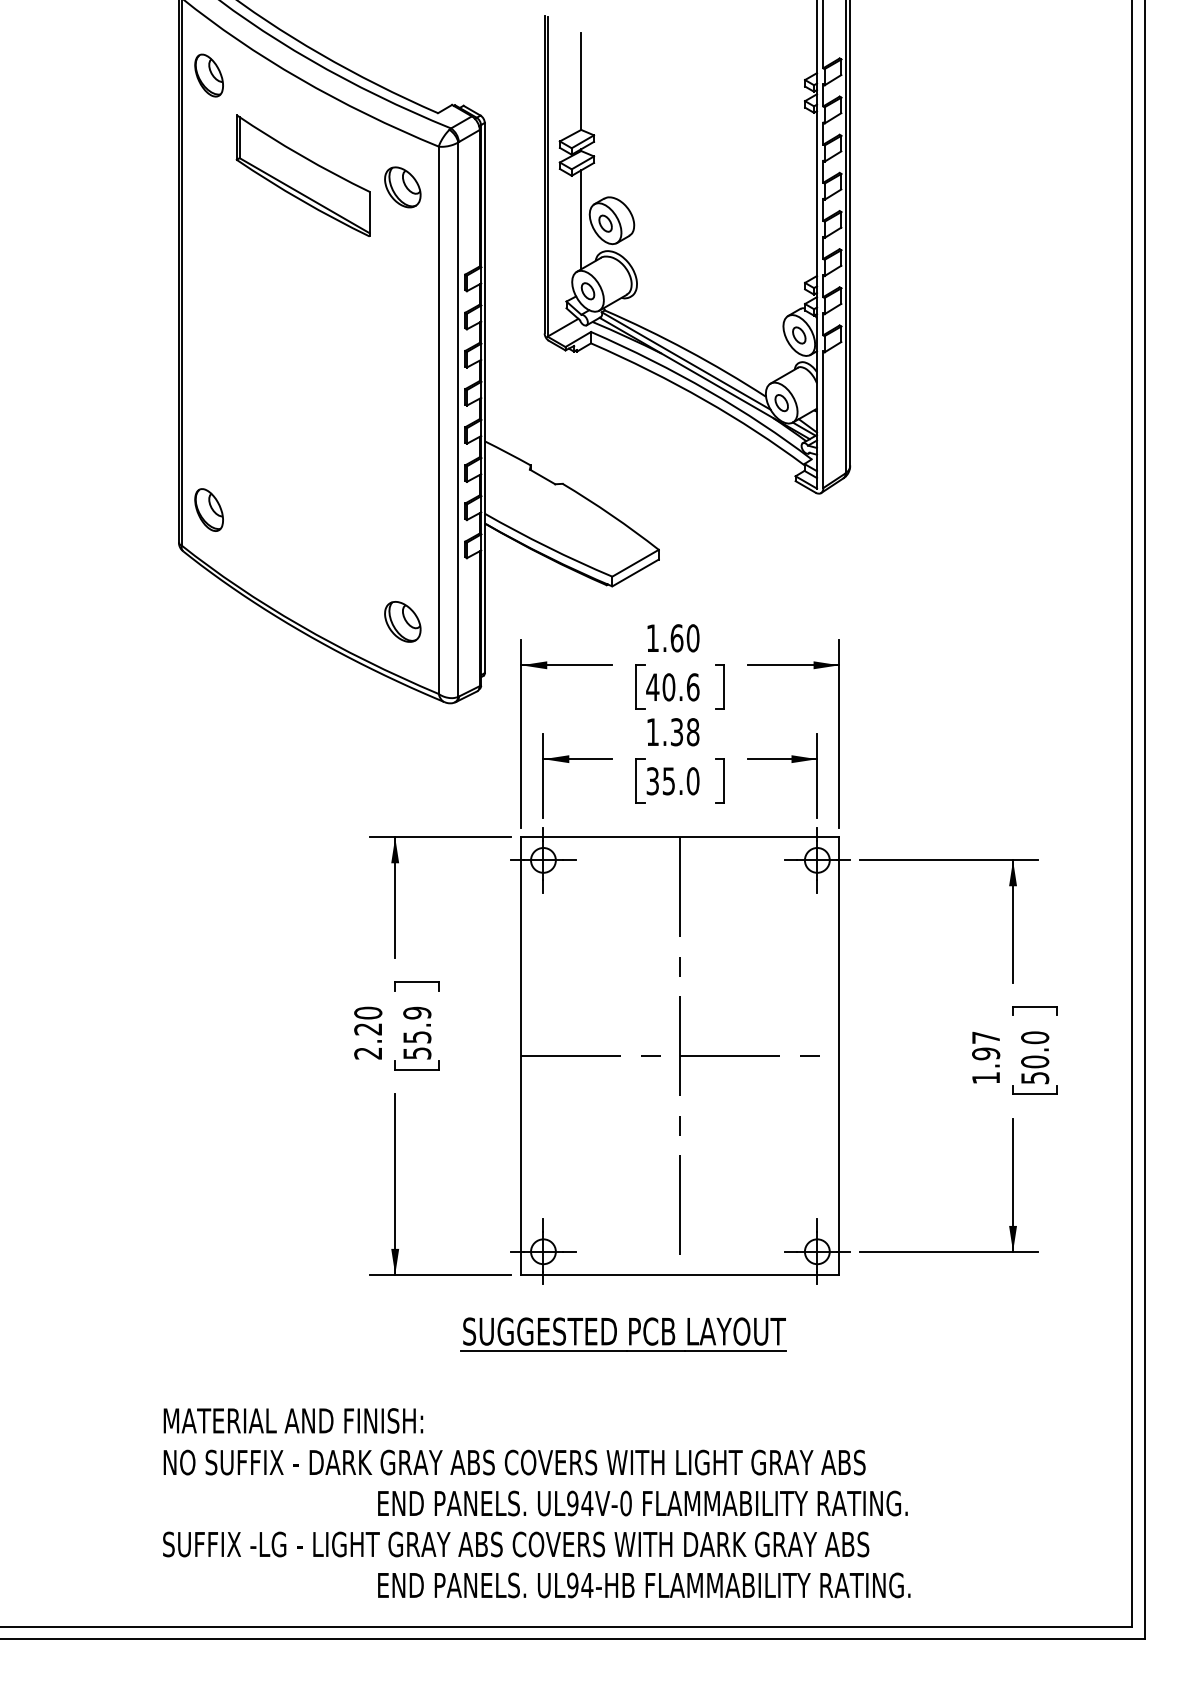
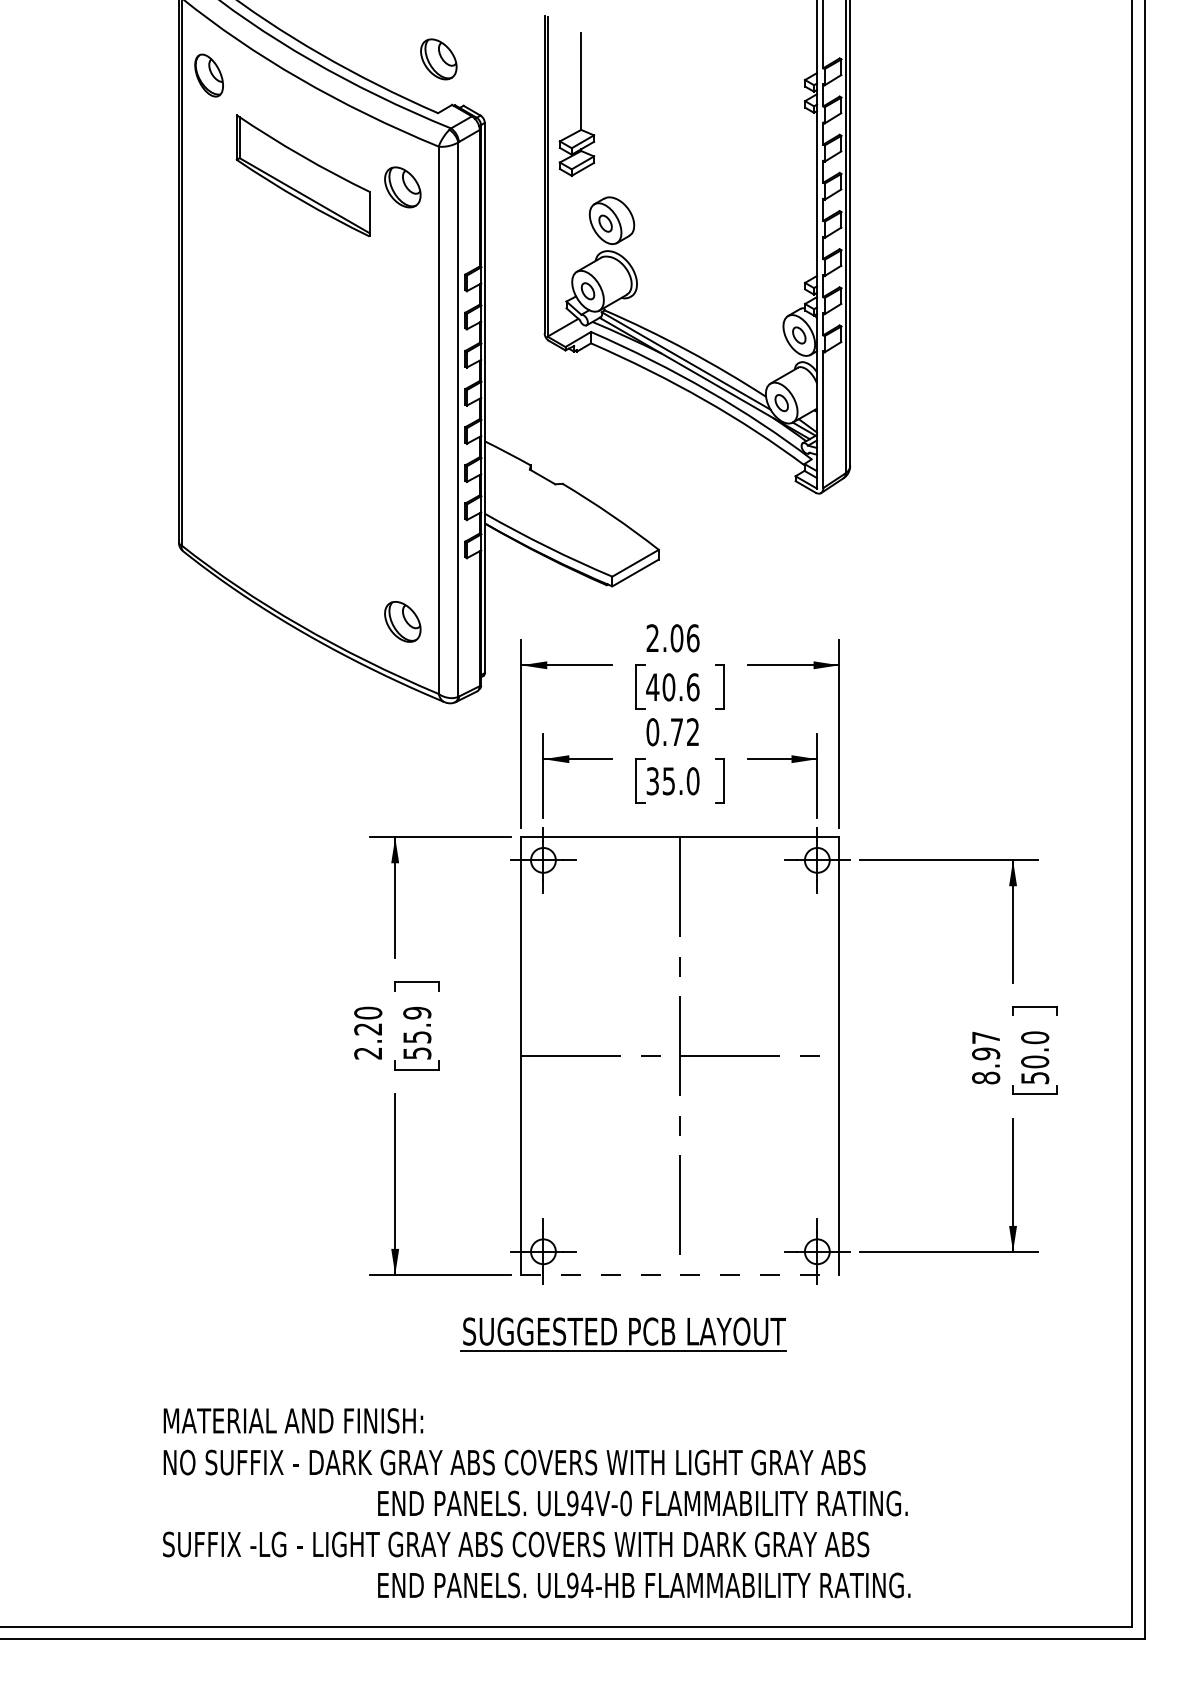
part: none -> present (438, 59)
line: present -> none (581, 219)
part: present -> none (208, 509)
text: 1.60 -> 2.06 (672, 638)
text: 1.38 -> 0.72 (672, 732)
text: 1.97 -> 8.97 (986, 1077)
line: solid -> dashed (680, 1274)
